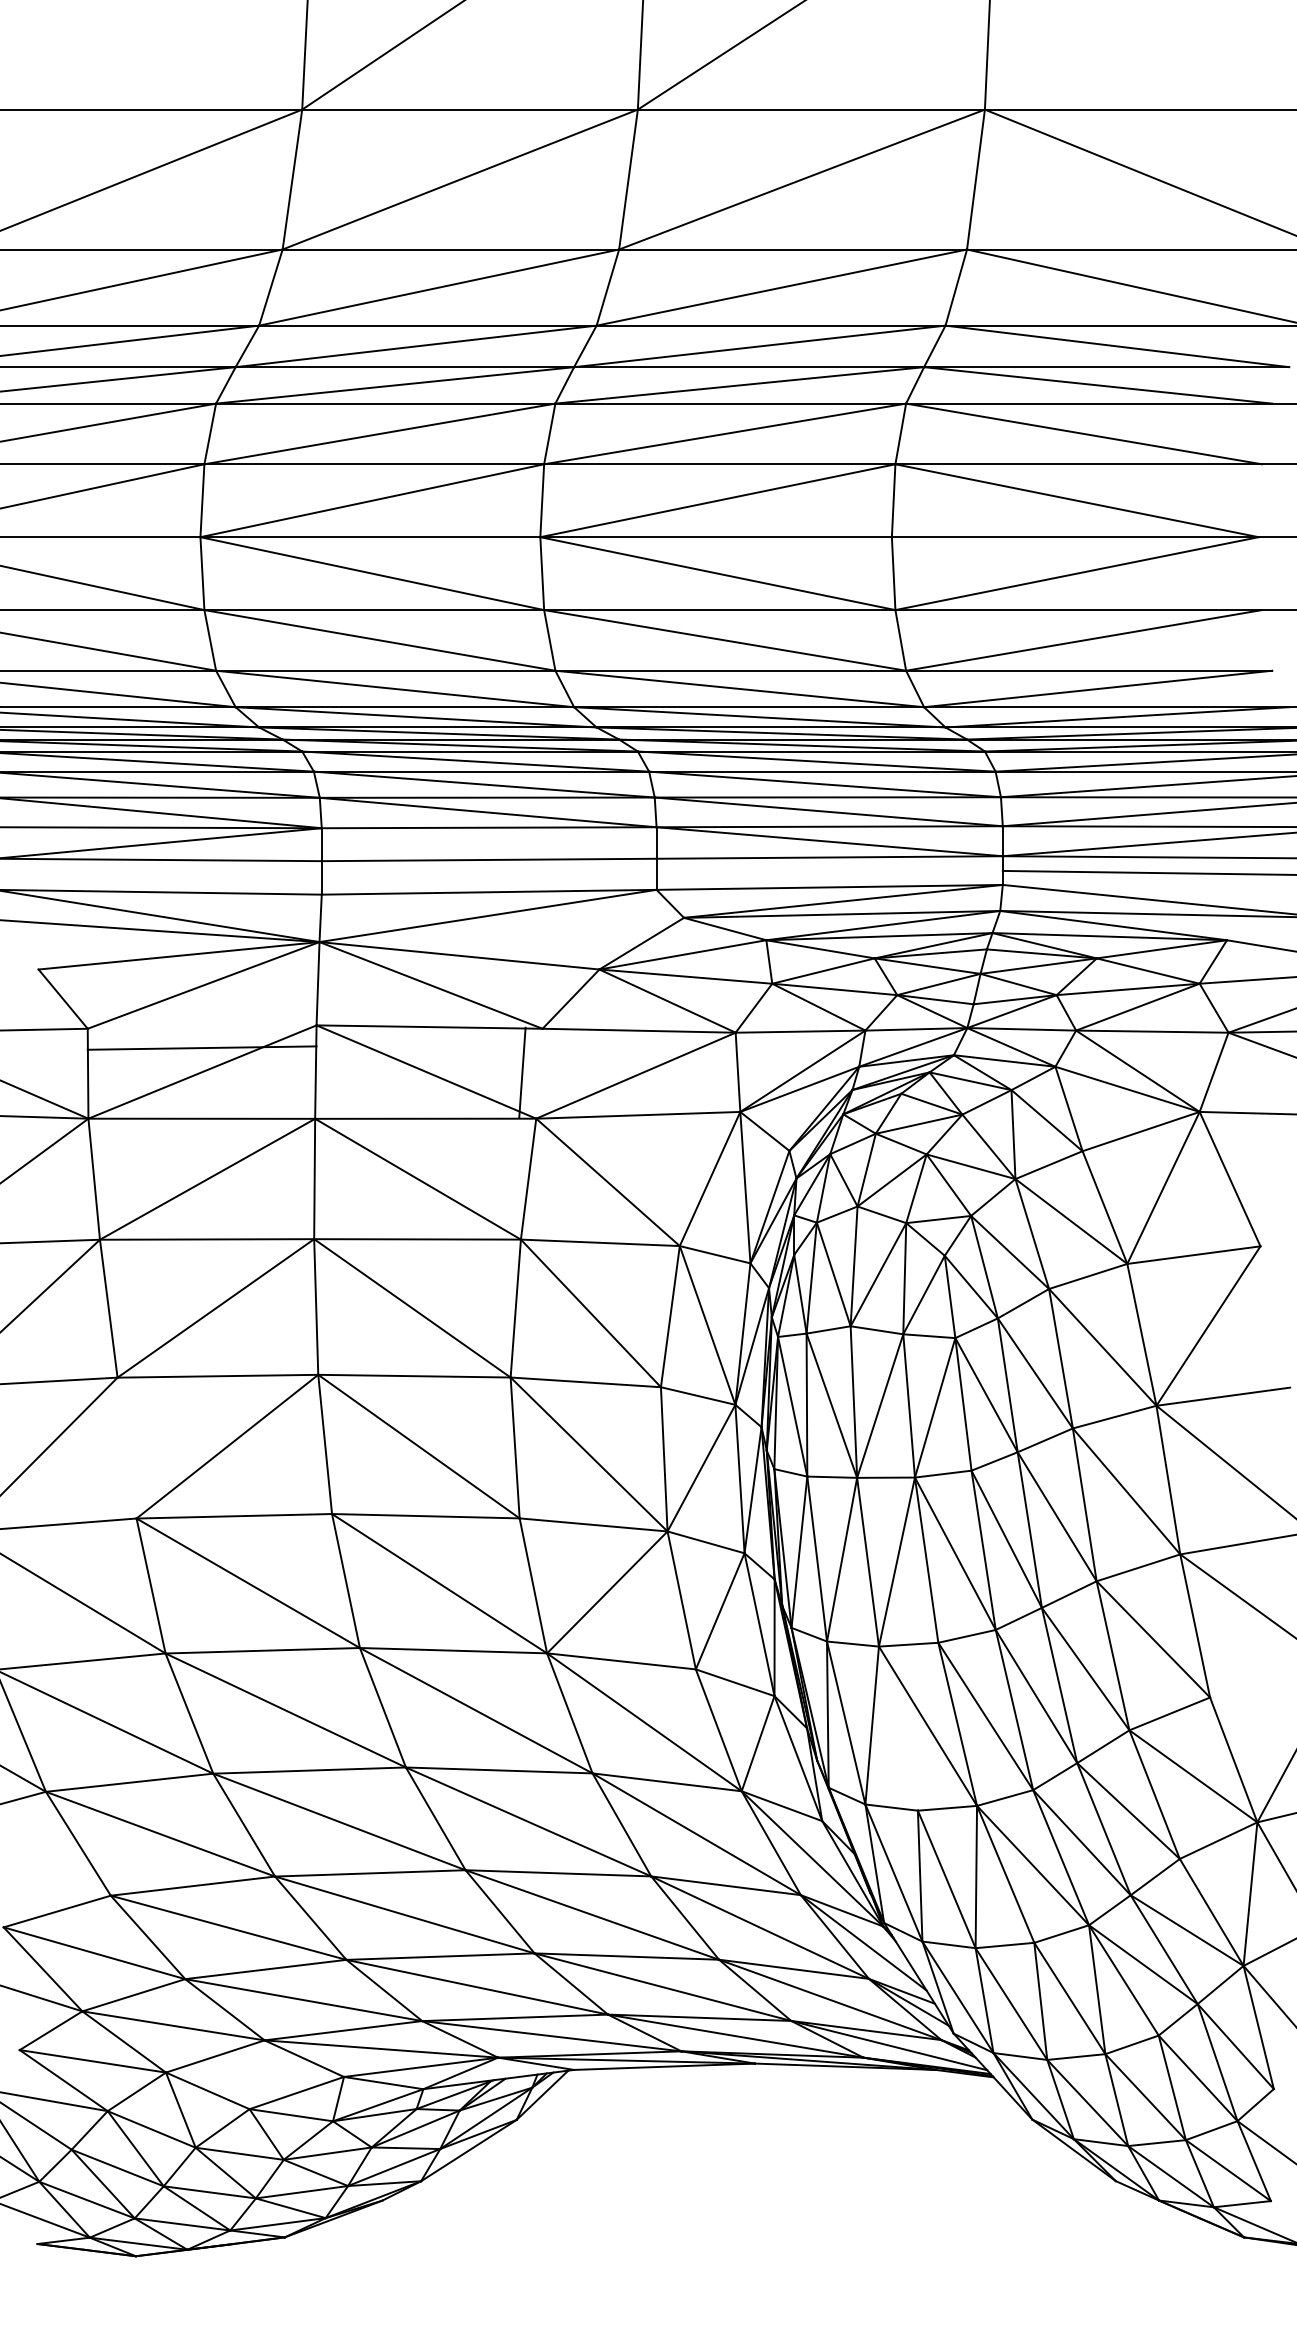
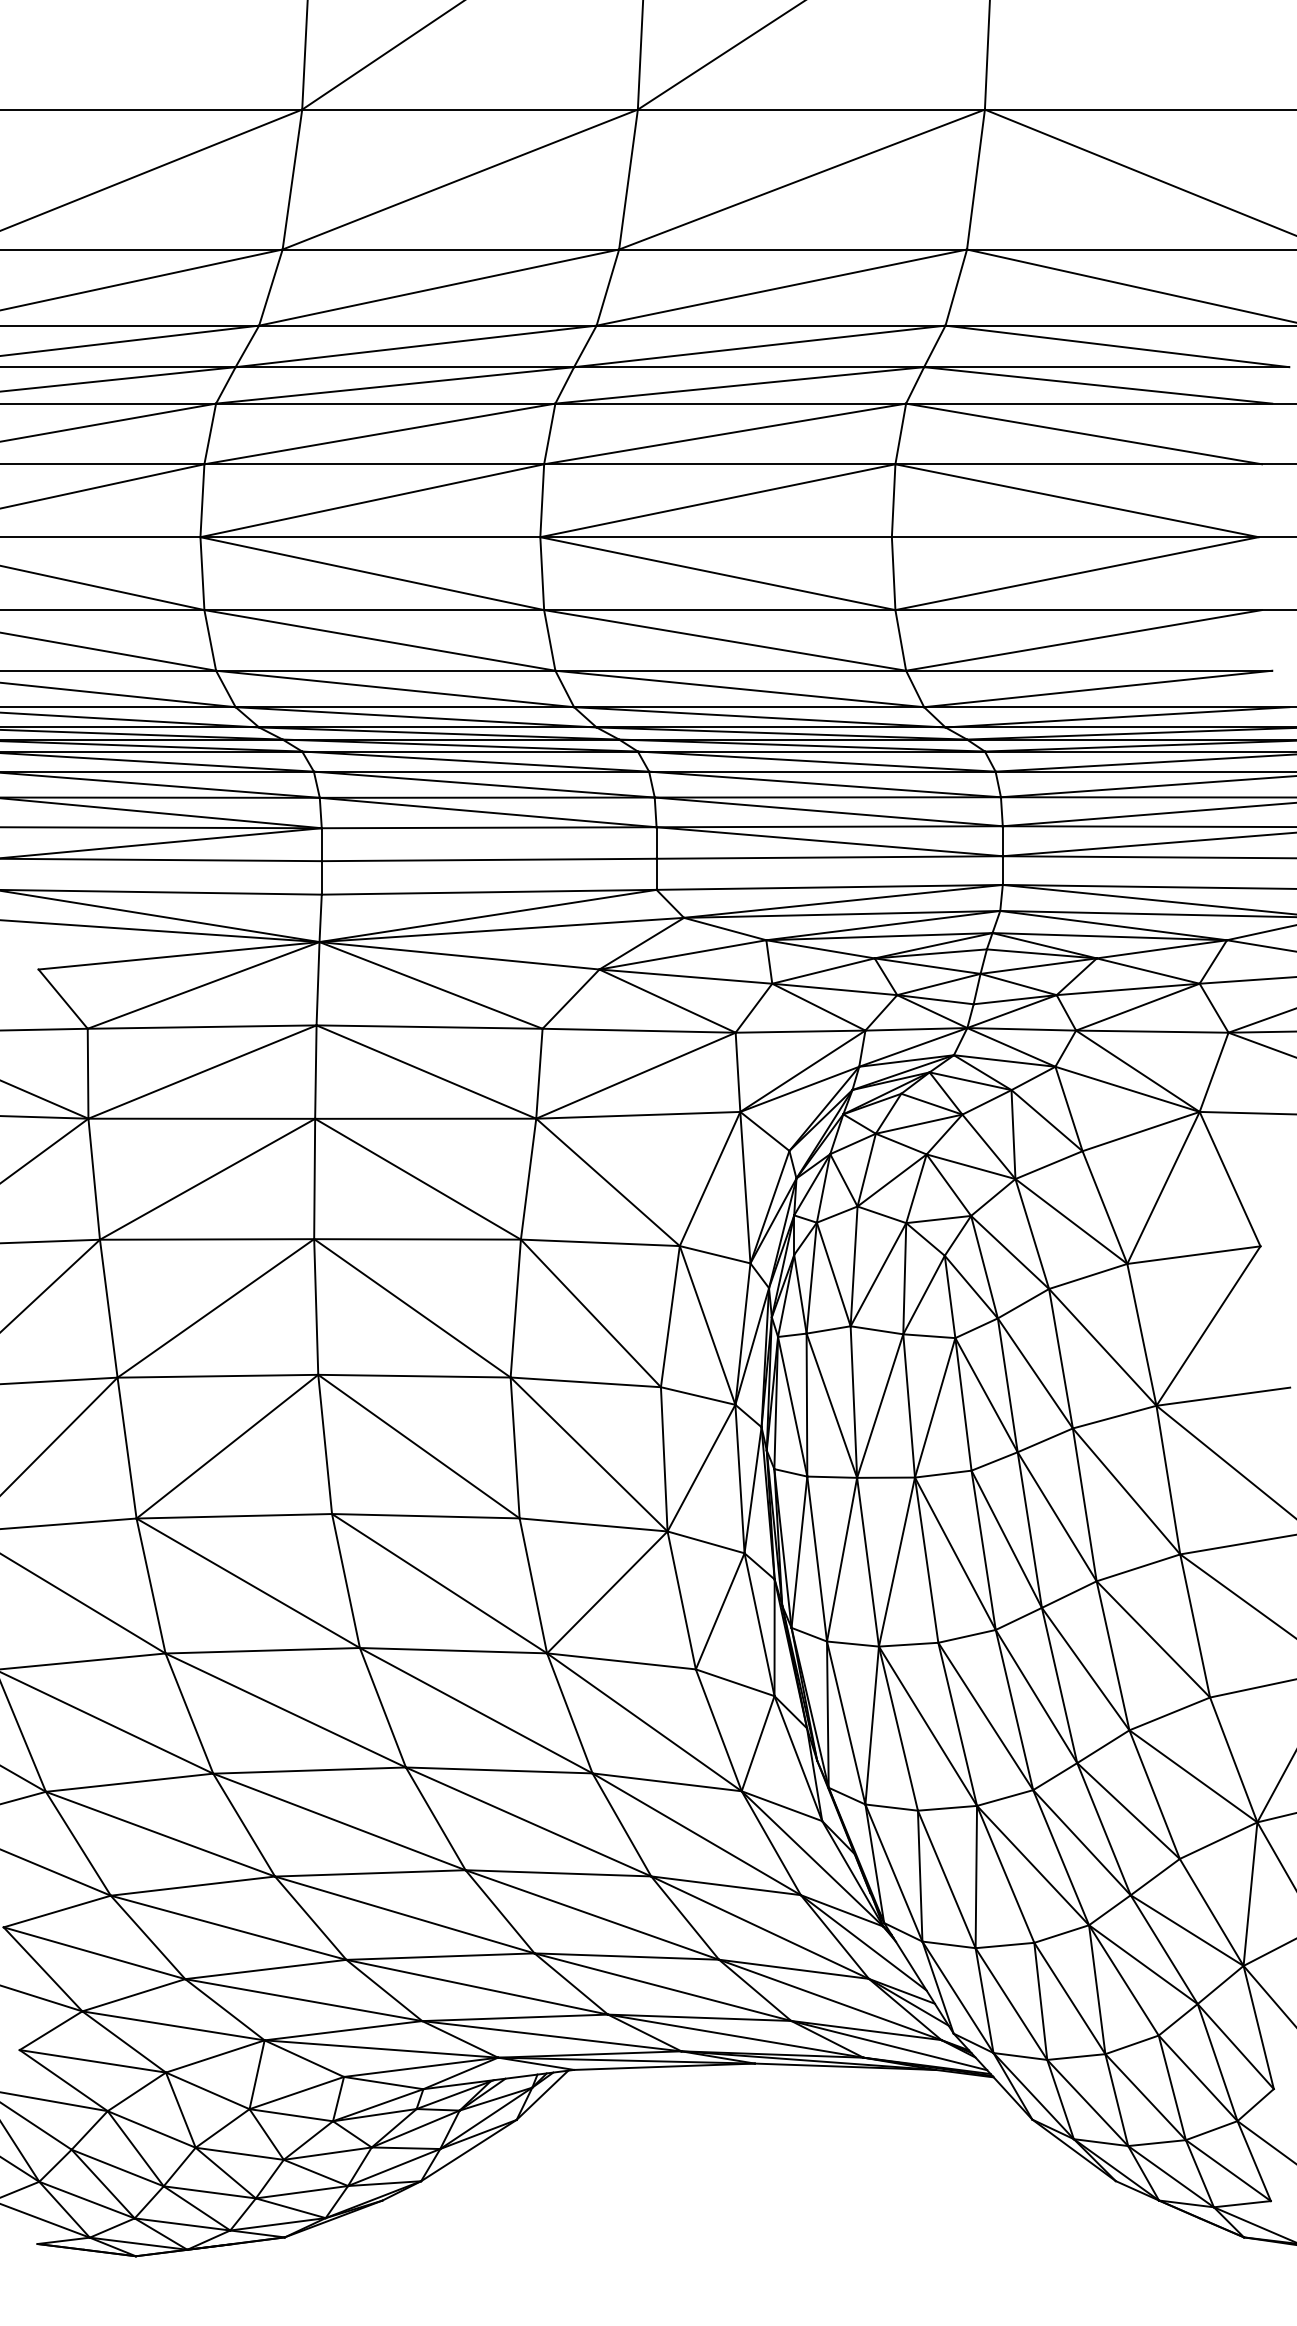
line position: (1147, 872) -> (1147, 886) (1147, 886)
line: none -> present (501, 929)
line: none -> present (1259, 932)
line position: (201, 1047) -> (201, 1026) (201, 1026)
line position: (522, 1072) -> (539, 1073) (539, 1073)
line: none -> present (126, 1447)
line: none -> present (1251, 1688)
line: none -> present (897, 1728)
line: none -> present (56, 1872)
line: none -> present (256, 2074)
